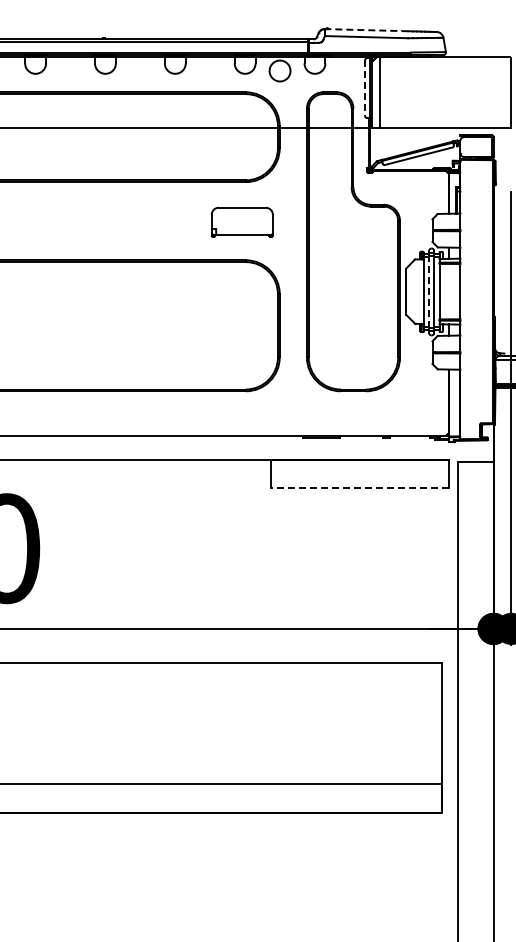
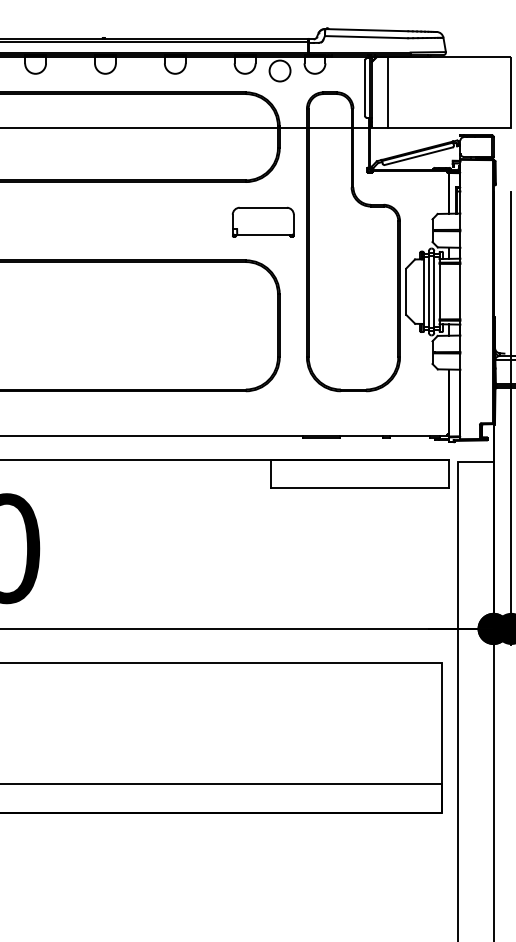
line: dashed -> solid (366, 30)
line: dashed -> solid (365, 88)
line position: (380, 92) -> (388, 92) (388, 92)
part position: (241, 221) -> (262, 221) (262, 221)
line: dashed -> solid (429, 291)
line: dashed -> solid (359, 488)
